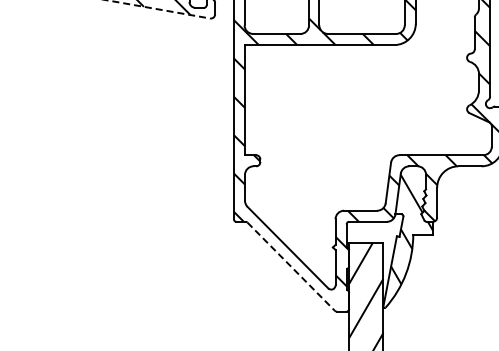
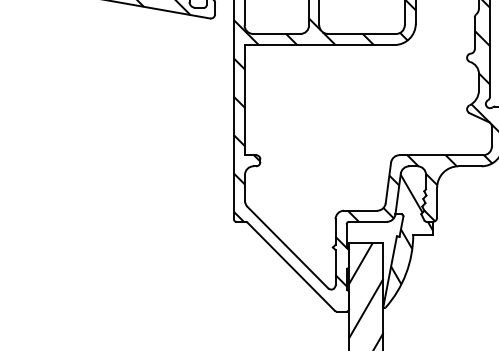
line: dashed -> solid (158, 9)
line: dashed -> solid (291, 267)
